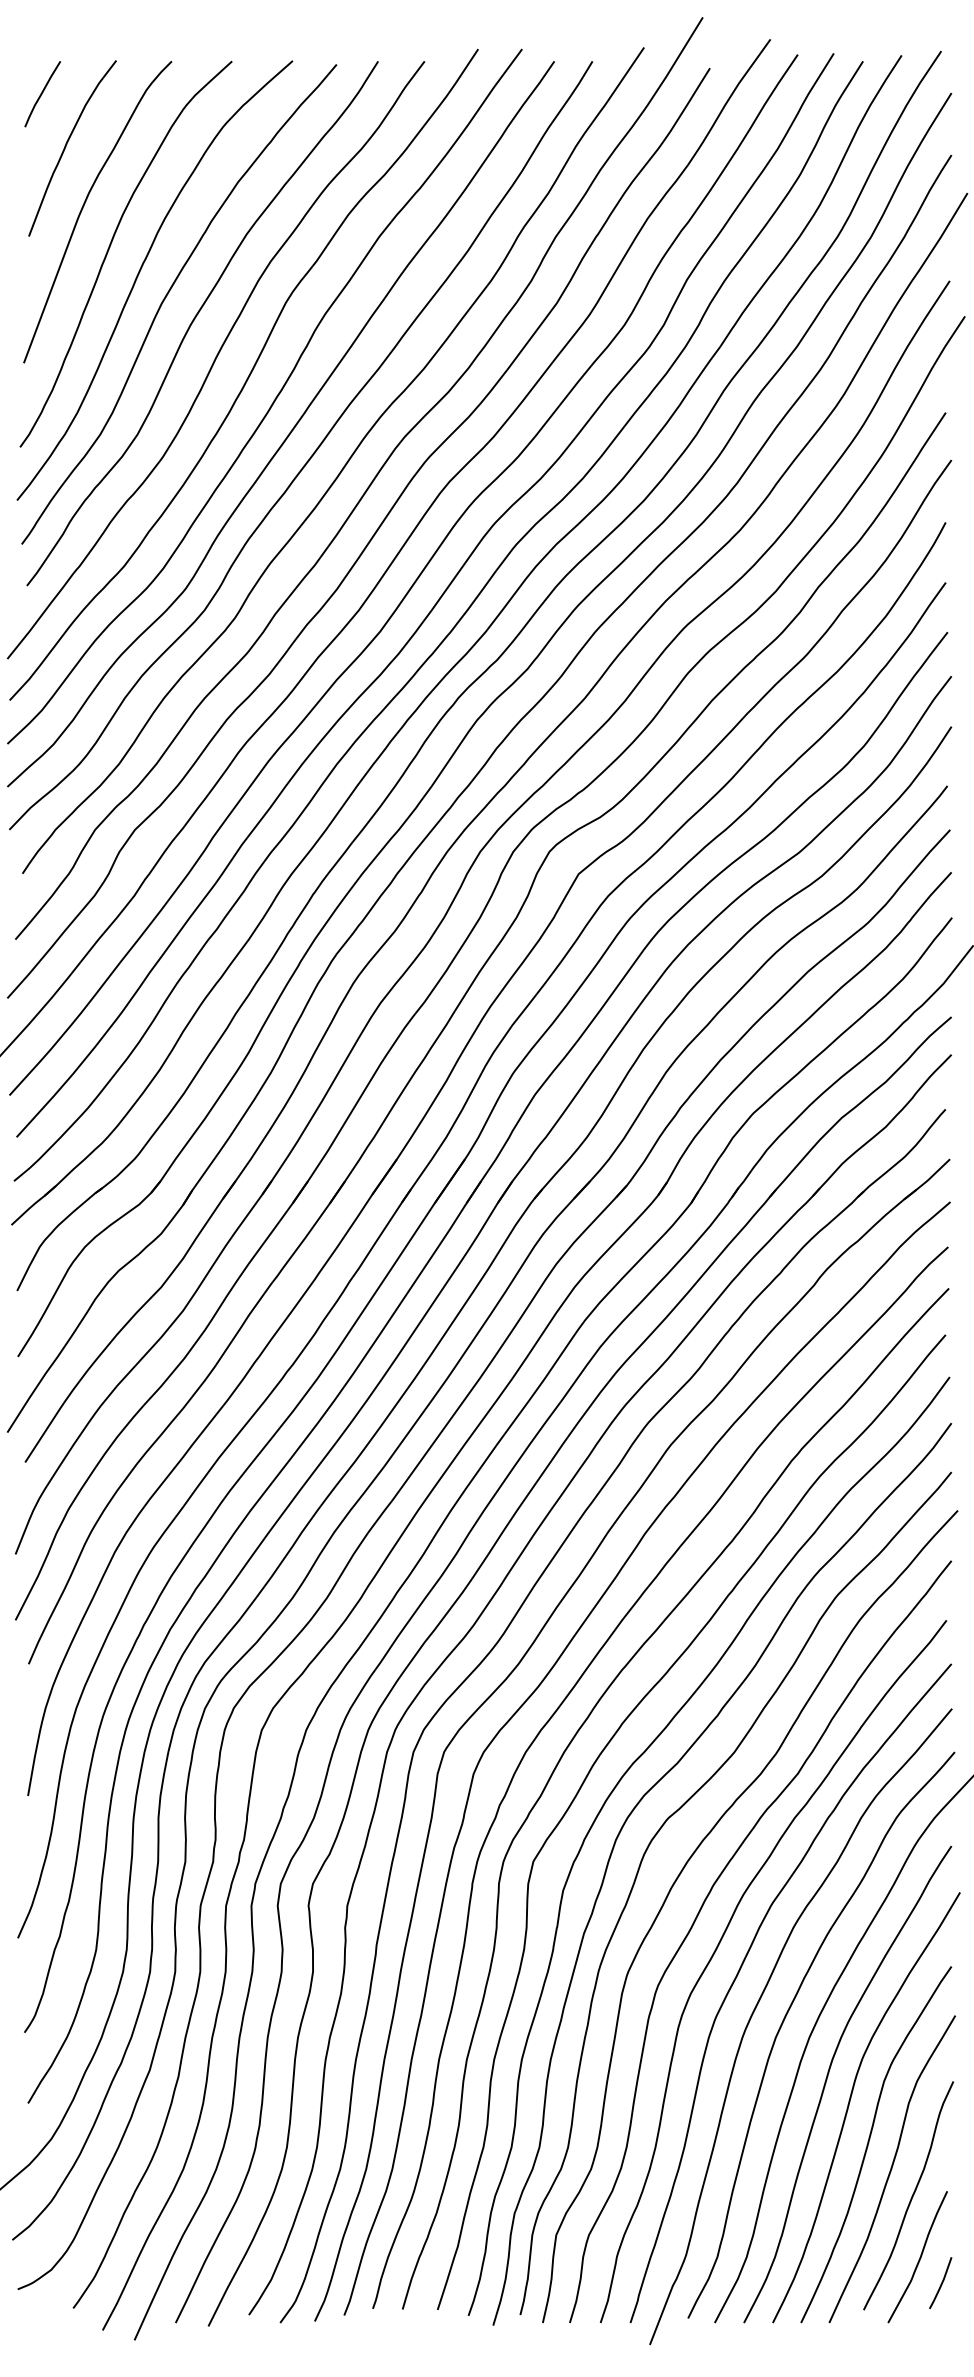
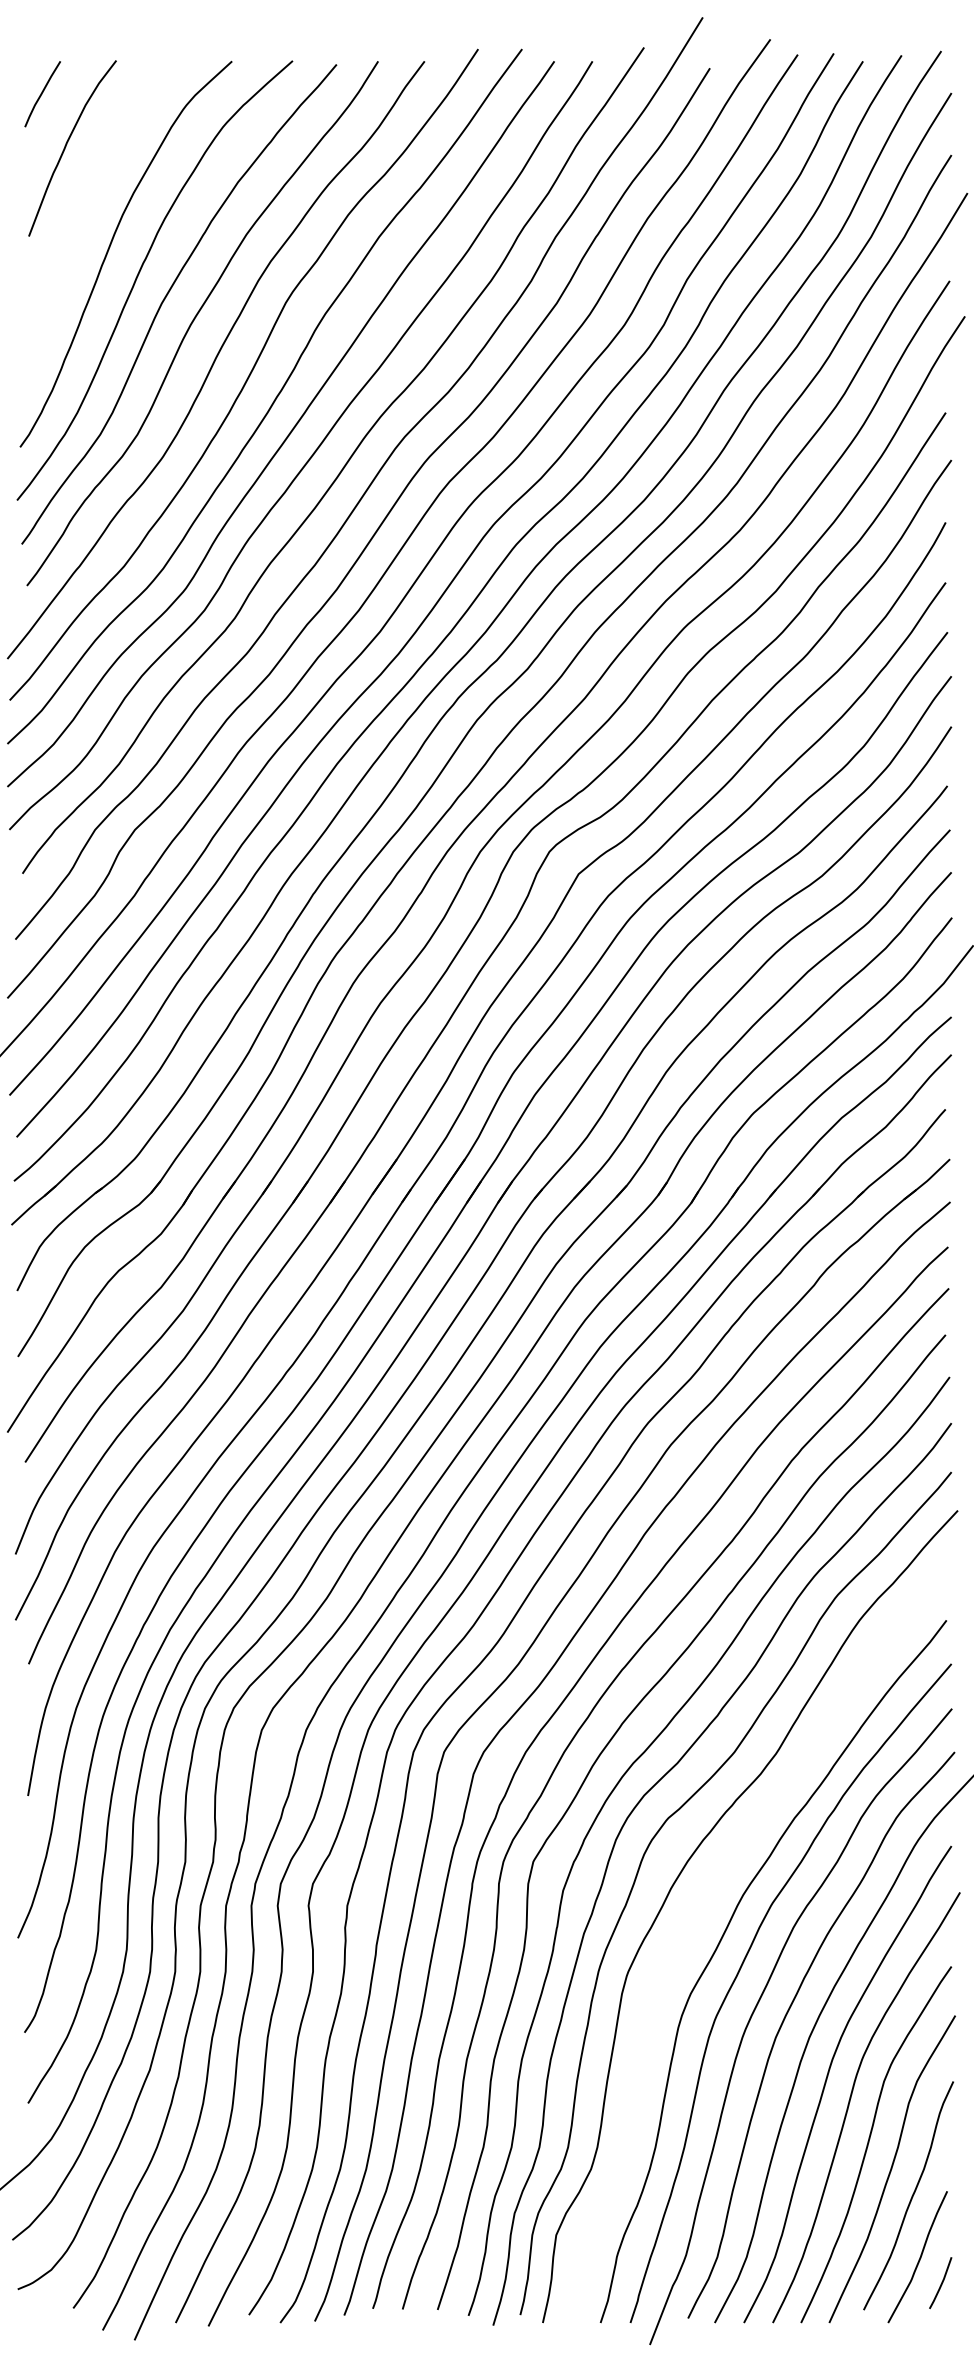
curve: present -> none (84, 206)
curve: present -> none (700, 1912)
